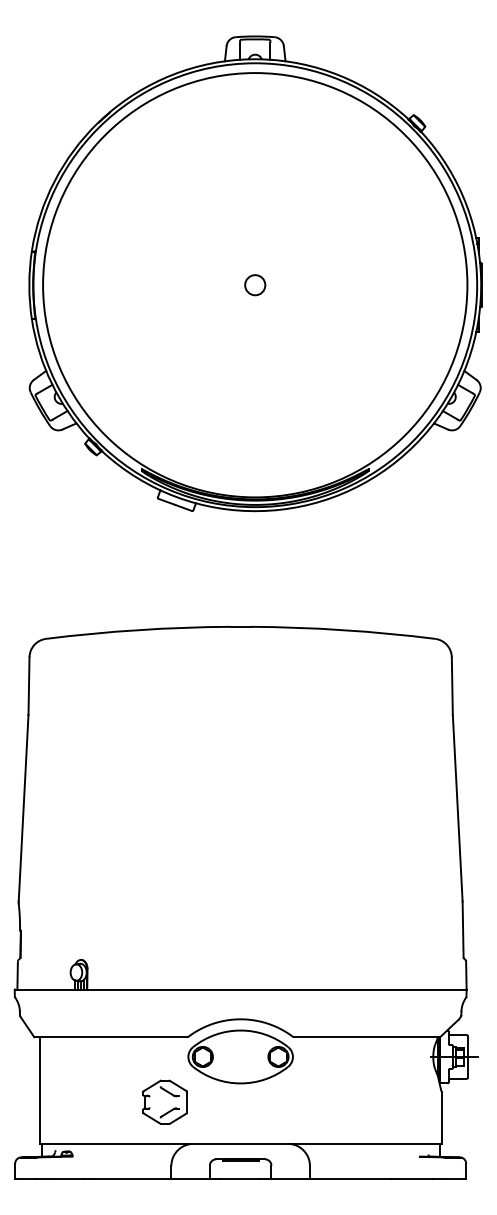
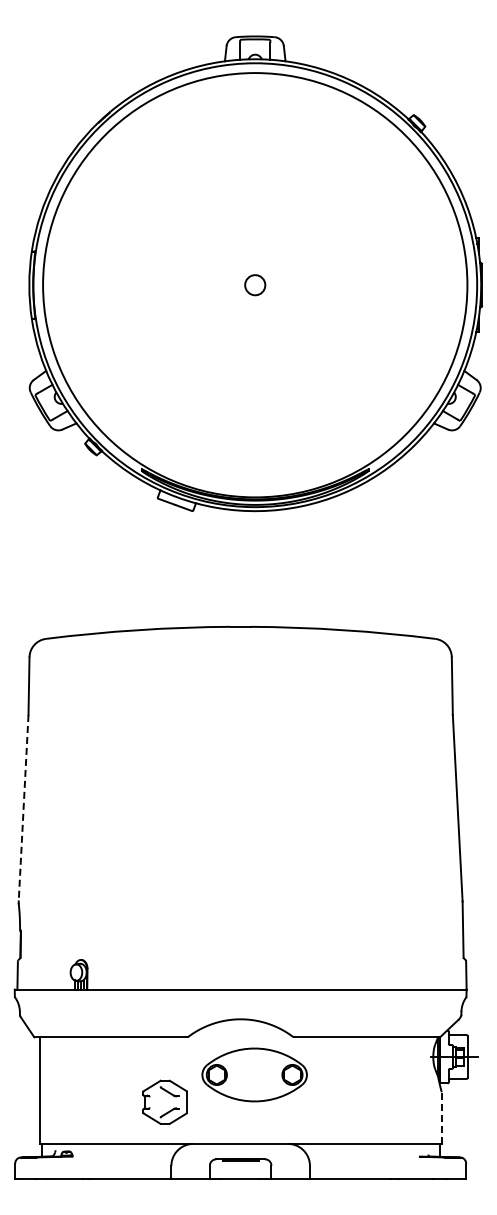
line: solid -> dashed (23, 808)
part position: (240, 1056) -> (254, 1074) (254, 1074)
line: solid -> dashed (441, 1118)
